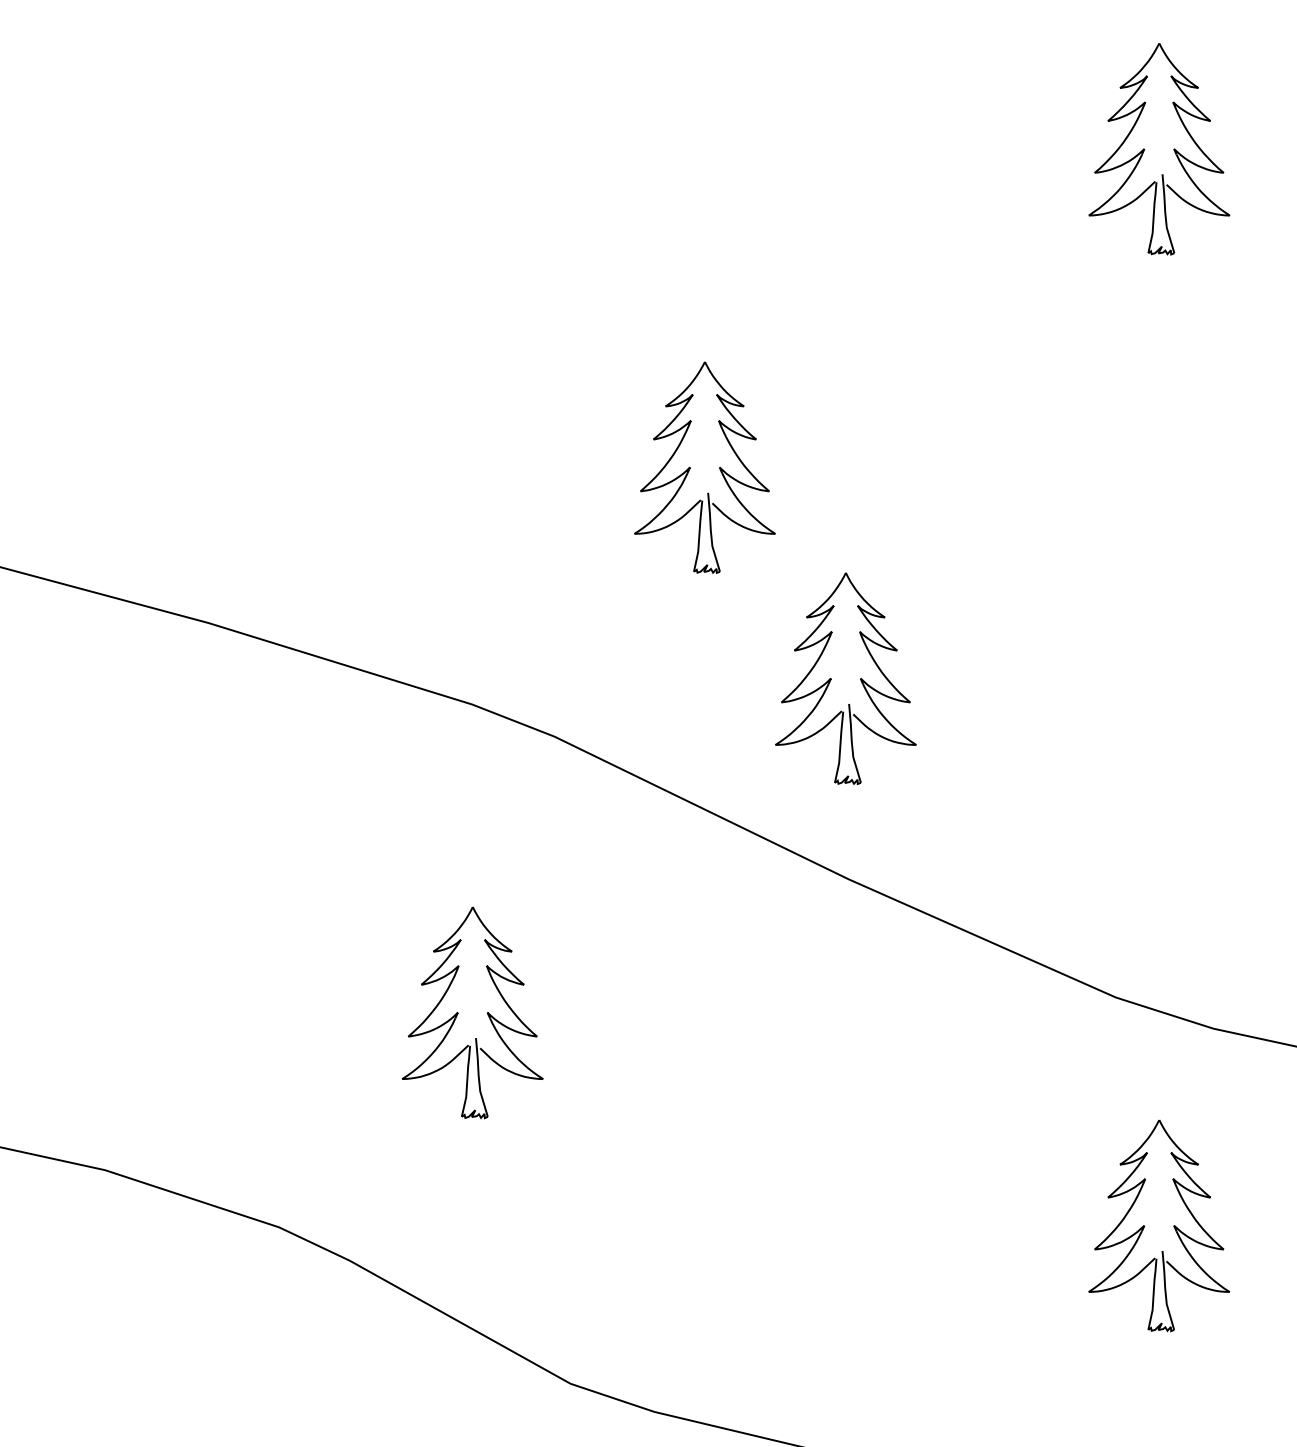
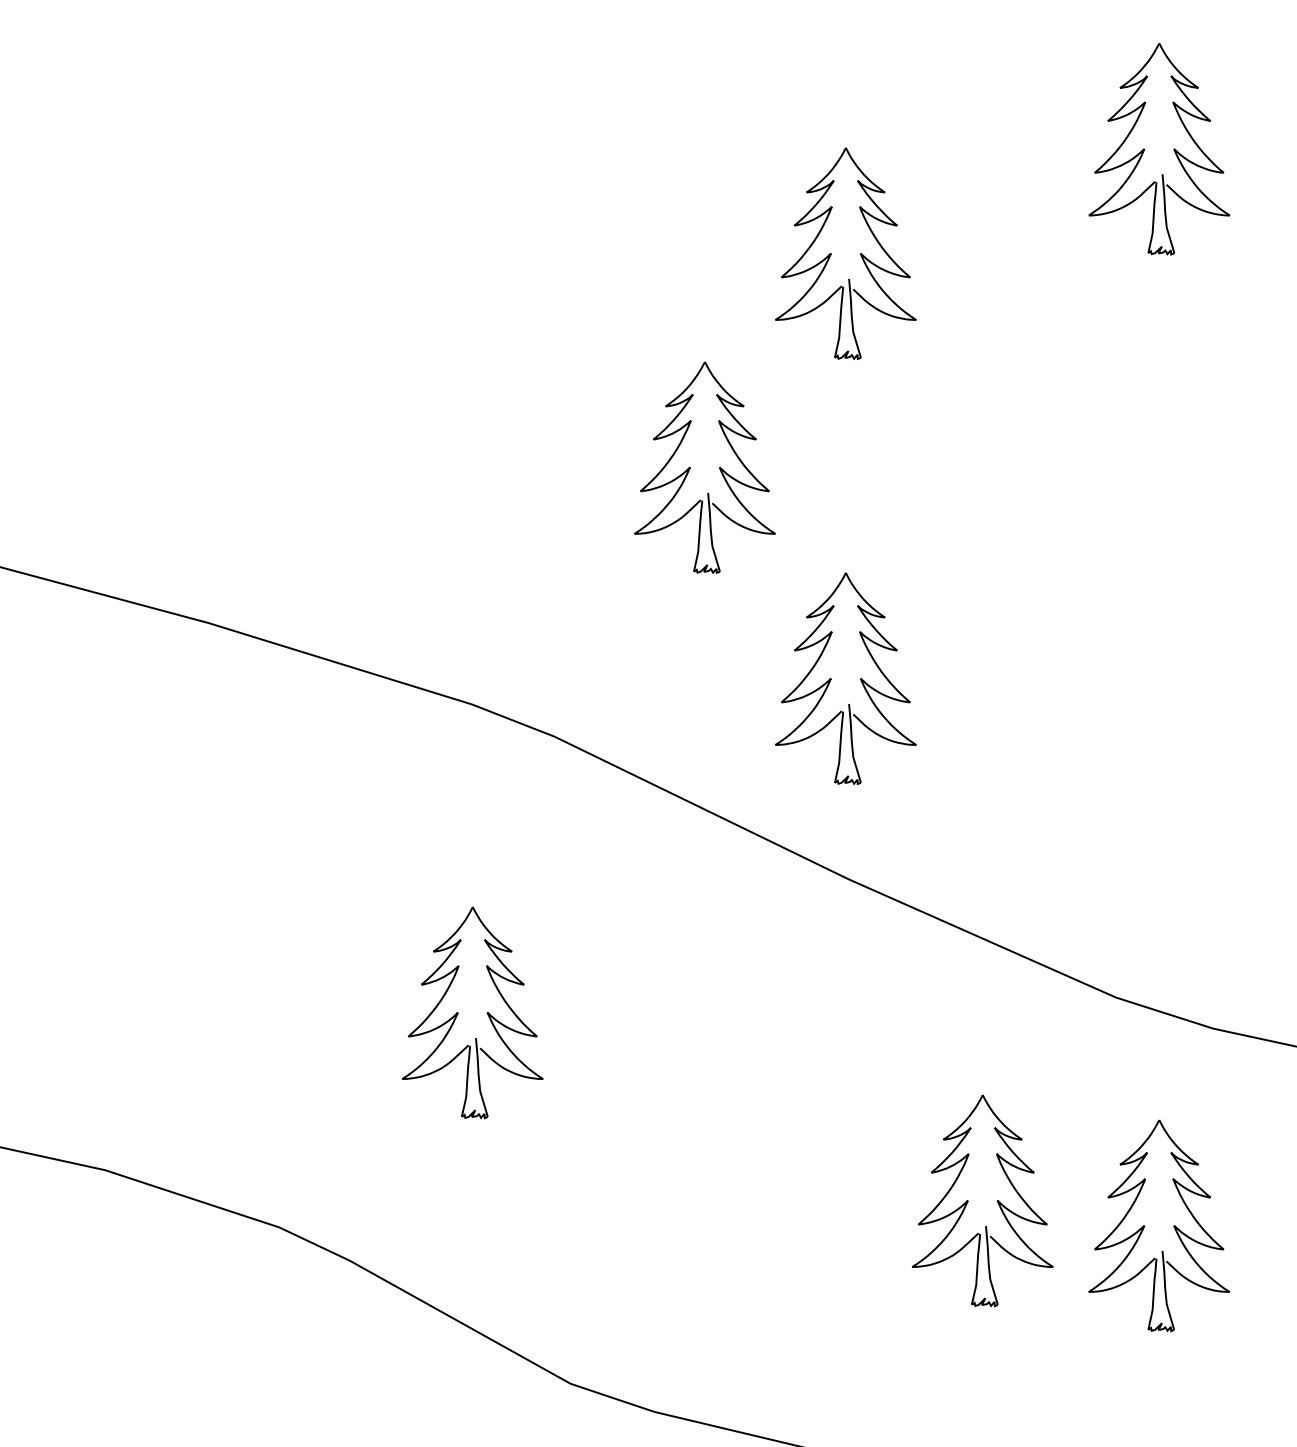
part: none -> present (831, 253)
part: none -> present (968, 1200)
